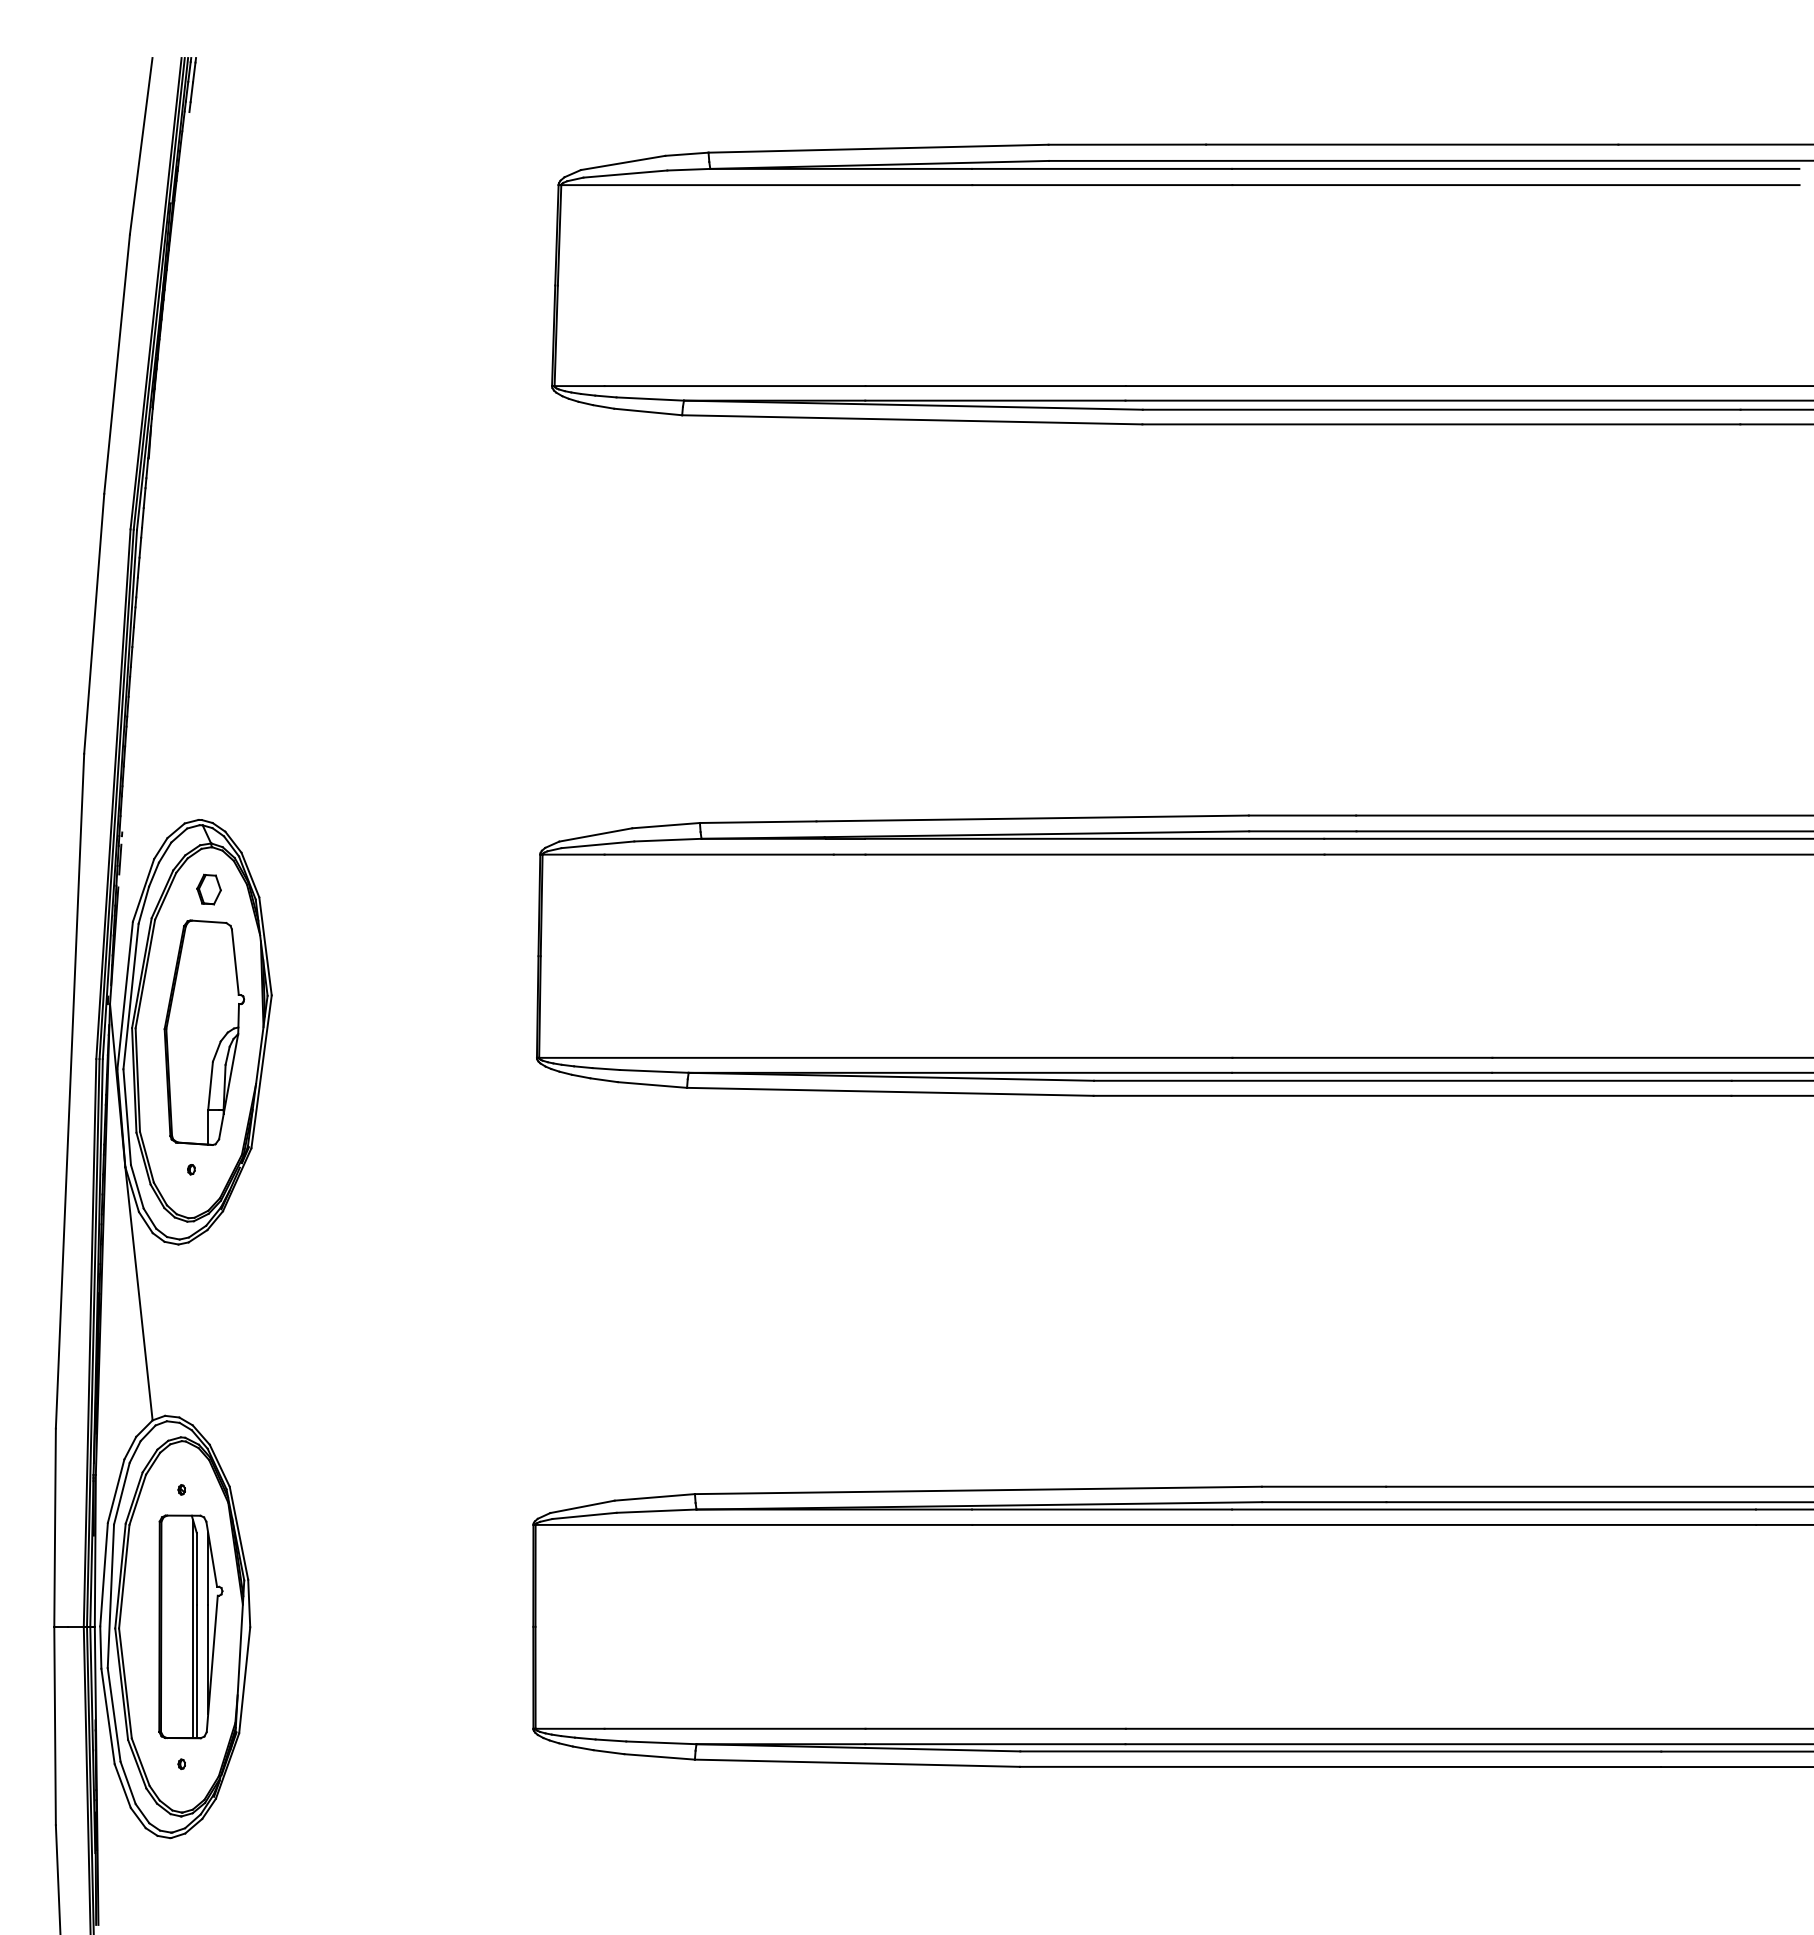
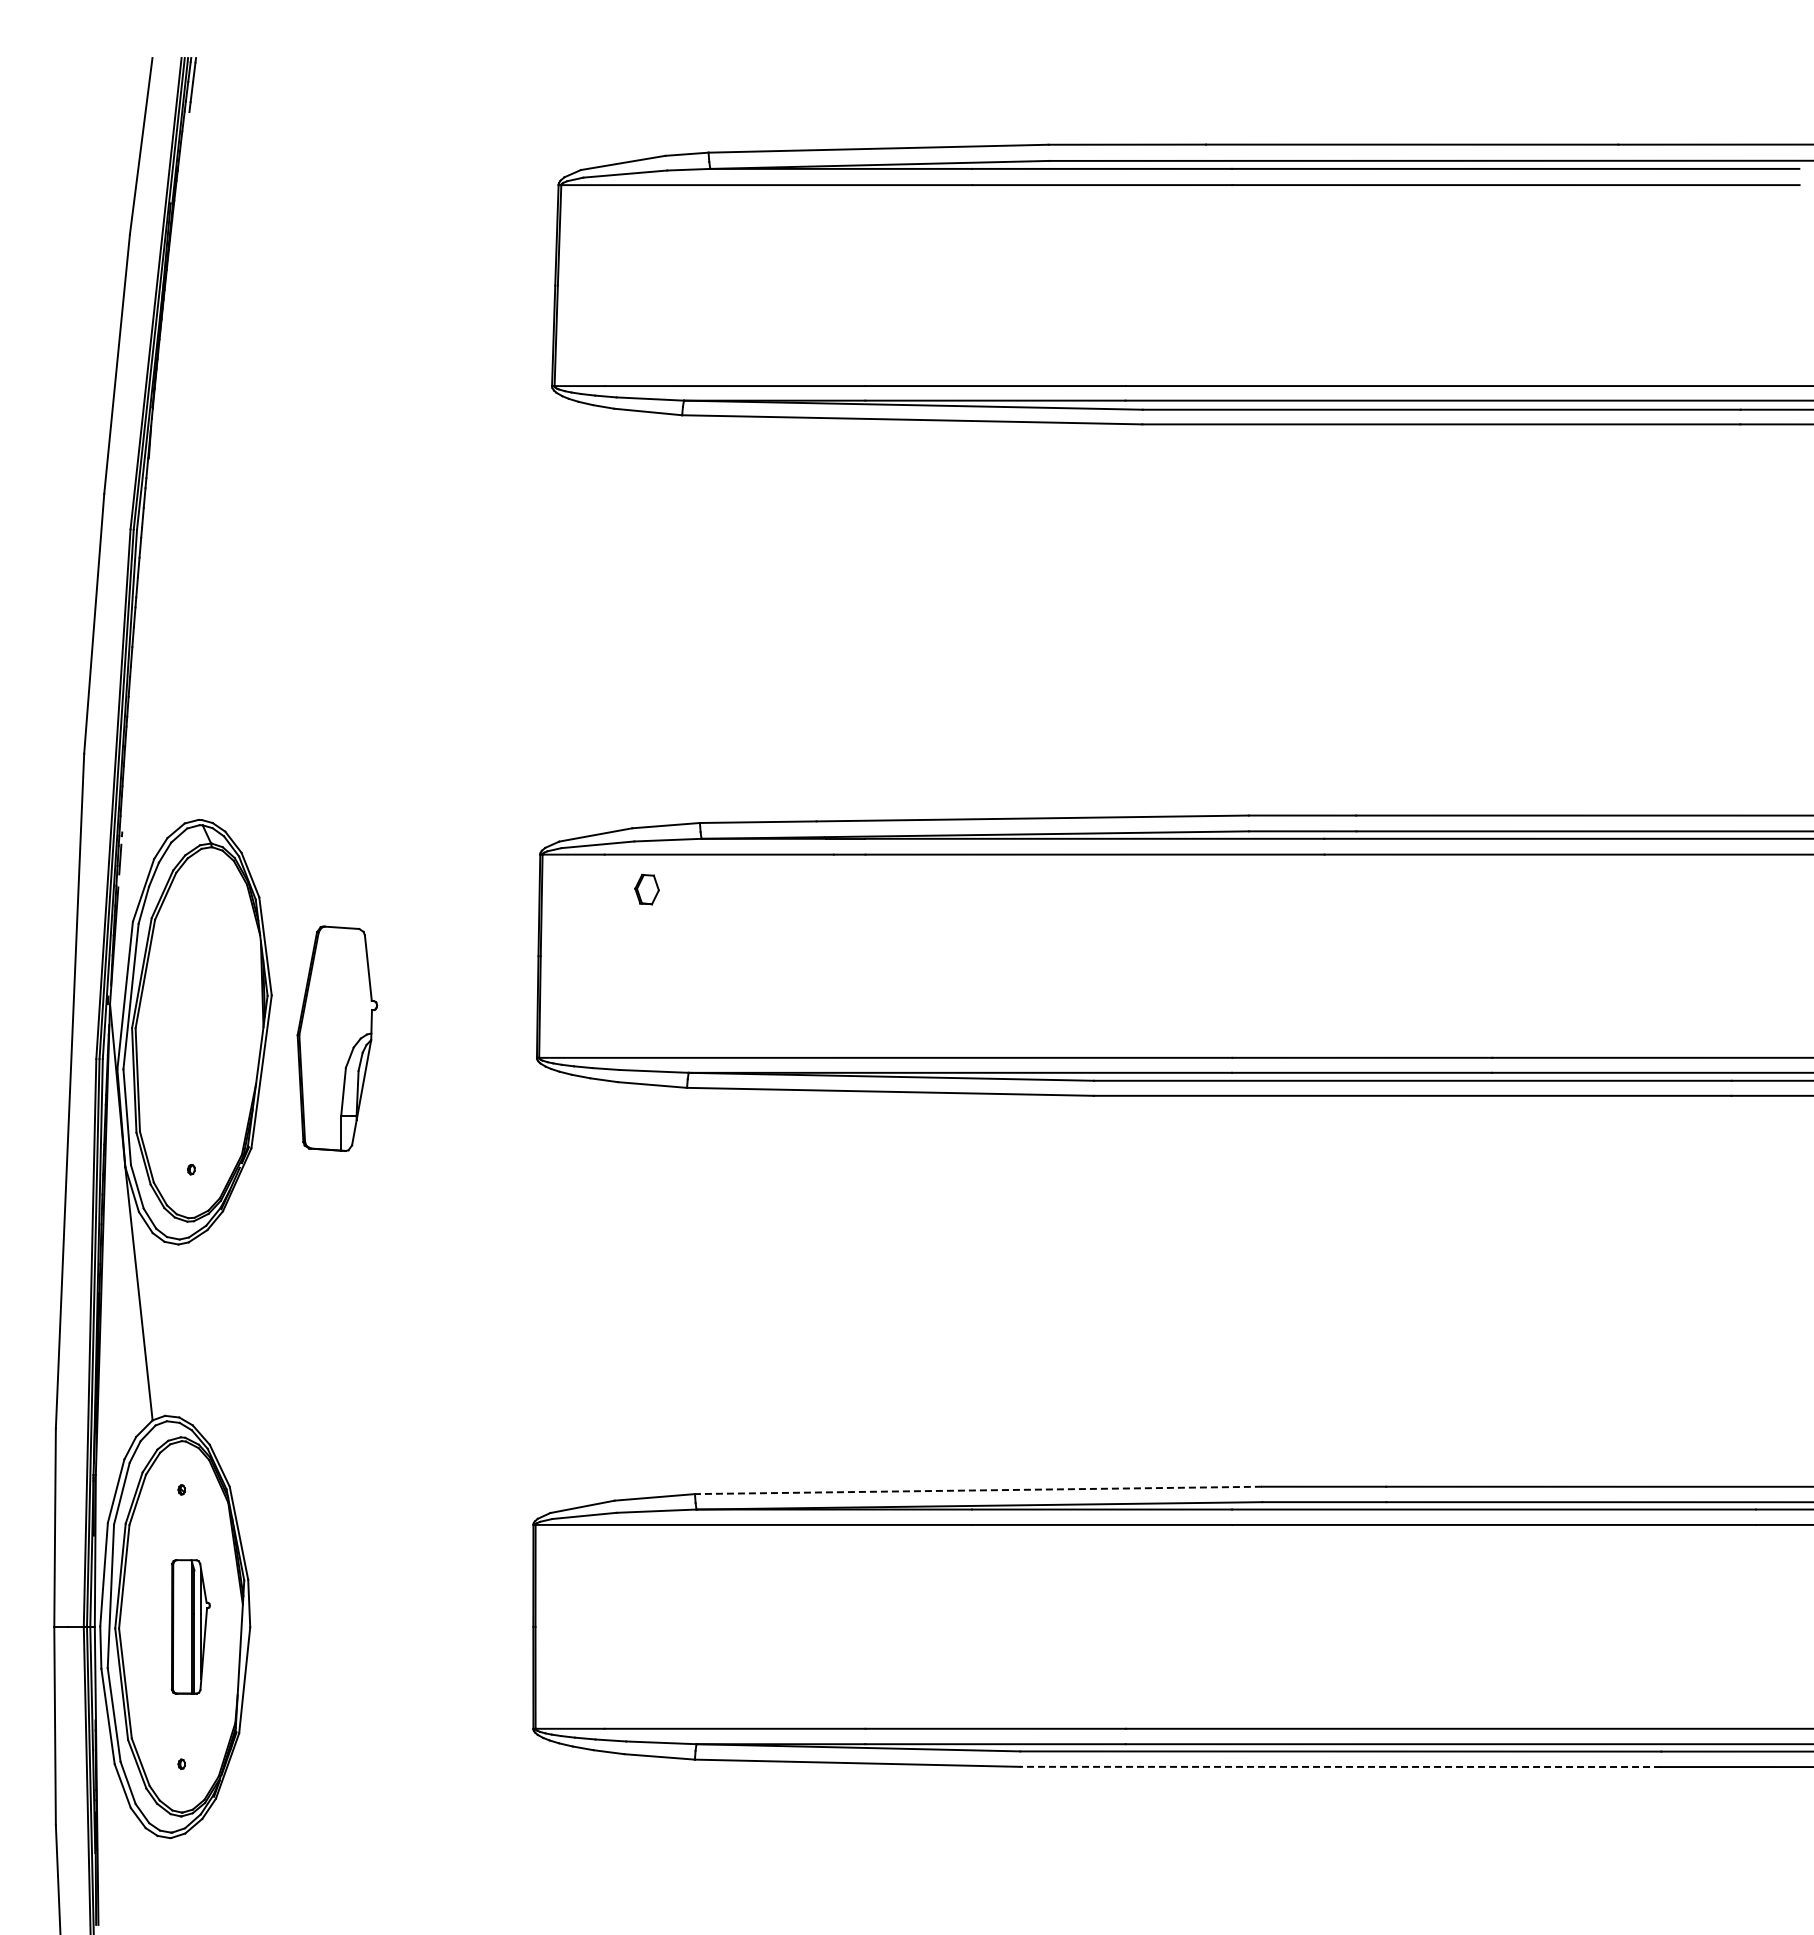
part position: (208, 889) -> (646, 889) (646, 889)
part position: (204, 1032) -> (337, 1038) (337, 1038)
line: solid -> dashed (977, 1490)
part size: 66x226 px -> 40x136 px (190, 1626)
line: solid -> dashed (1340, 1766)
